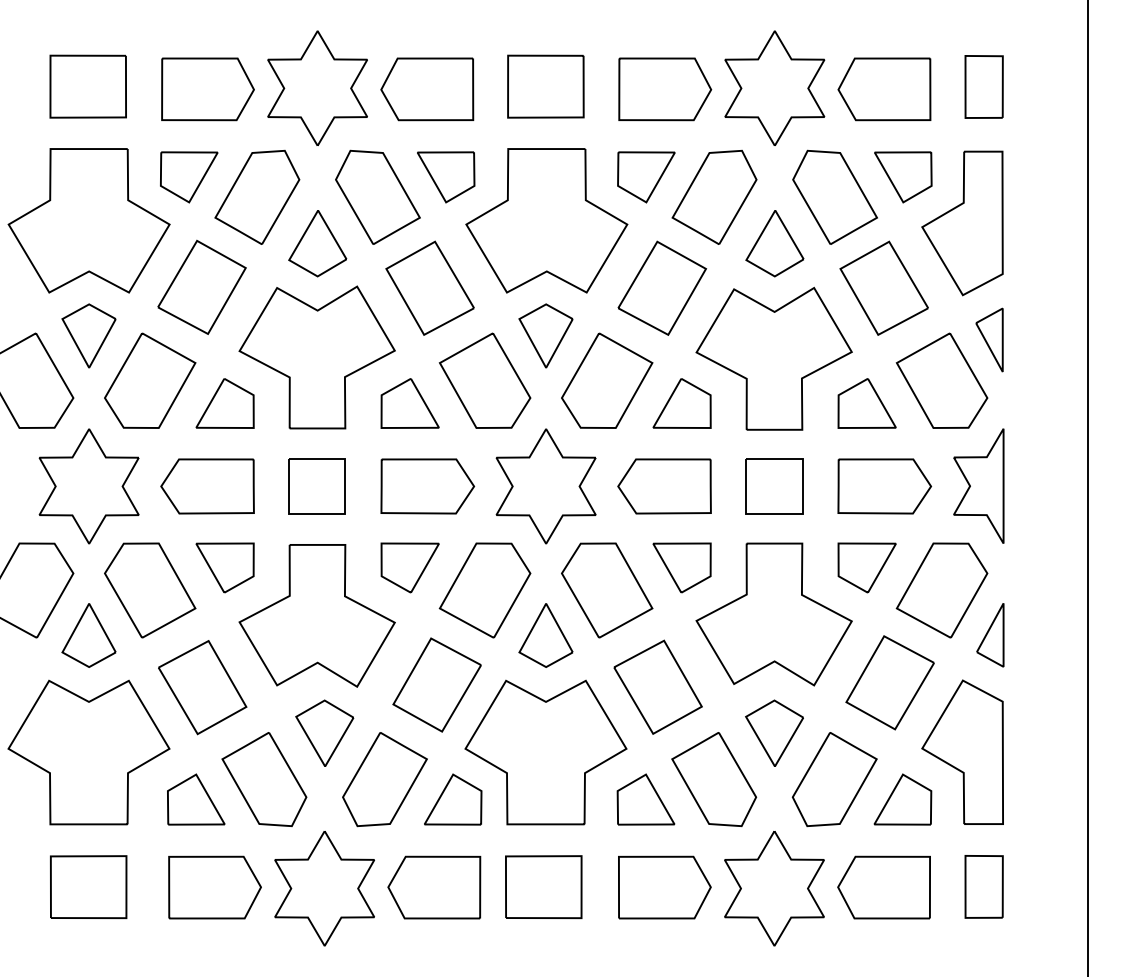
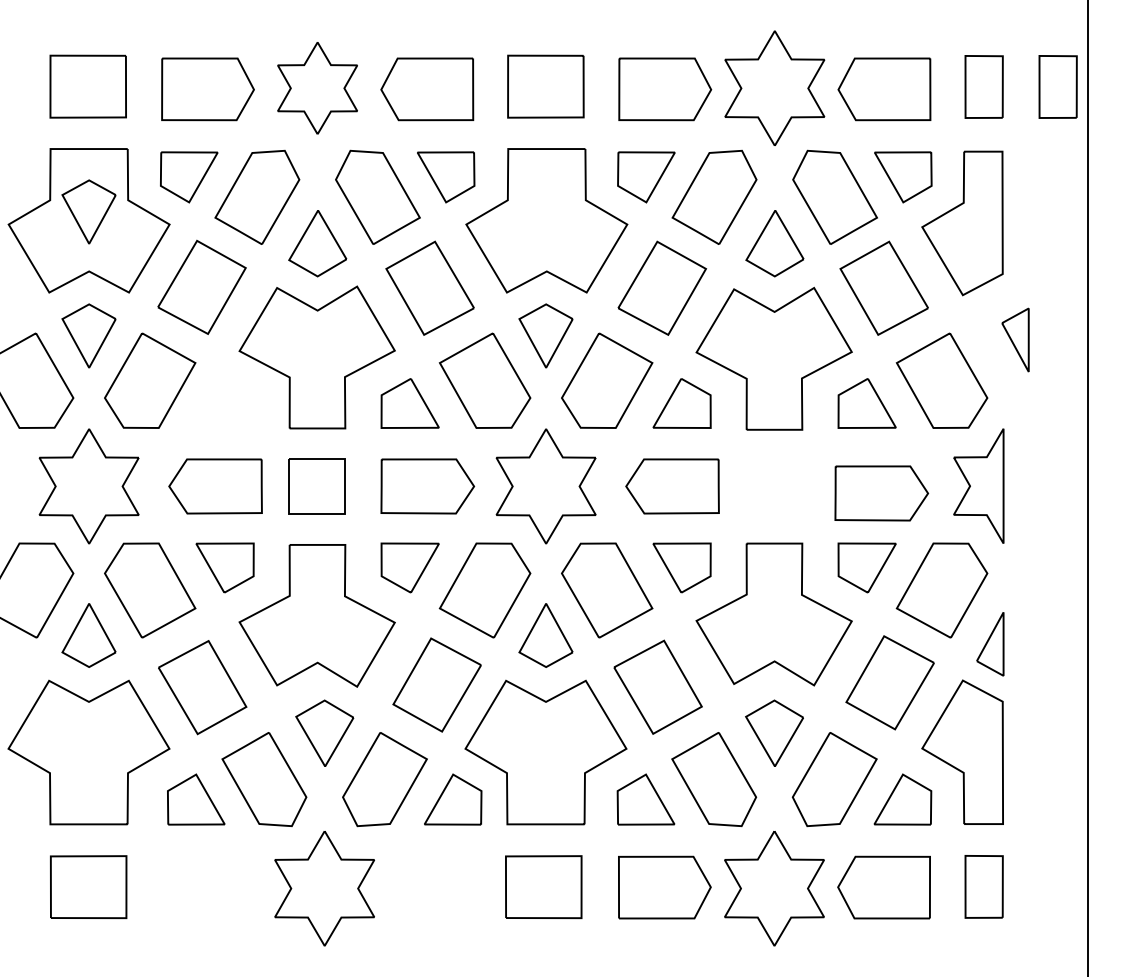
part: none -> present (1057, 86)
part size: 101x116 px -> 81x93 px (317, 88)
part: none -> present (88, 211)
part position: (989, 339) -> (1015, 339) (1015, 339)
part: present -> none (224, 403)
part position: (207, 486) -> (215, 486) (215, 486)
part position: (664, 486) -> (672, 486) (672, 486)
part: present -> none (774, 486)
part position: (884, 486) -> (881, 493) (881, 493)
part position: (990, 635) -> (990, 644) (990, 644)
part: present -> none (214, 887)
part: present -> none (434, 887)
